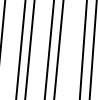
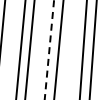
line: solid -> dashed (49, 50)
